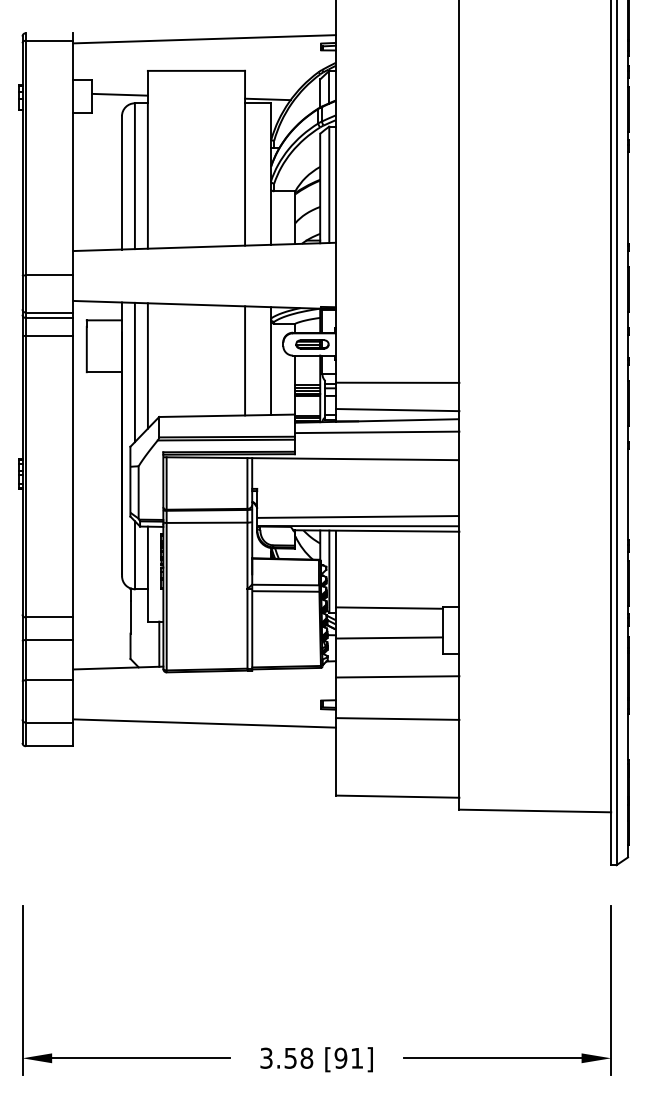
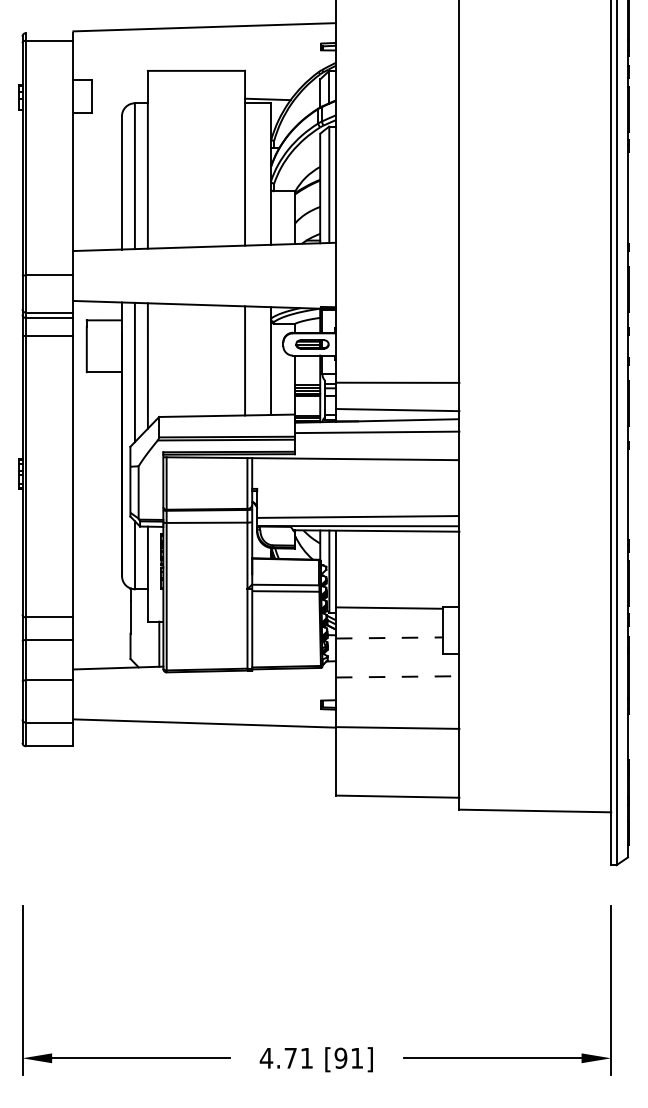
line position: (204, 39) -> (204, 27) (204, 27)
line: present -> none (119, 94)
line: solid -> dashed (389, 637)
line: solid -> dashed (397, 676)
line position: (397, 718) -> (397, 727) (397, 727)
text: 3.58 -> 4.71 (286, 1057)
